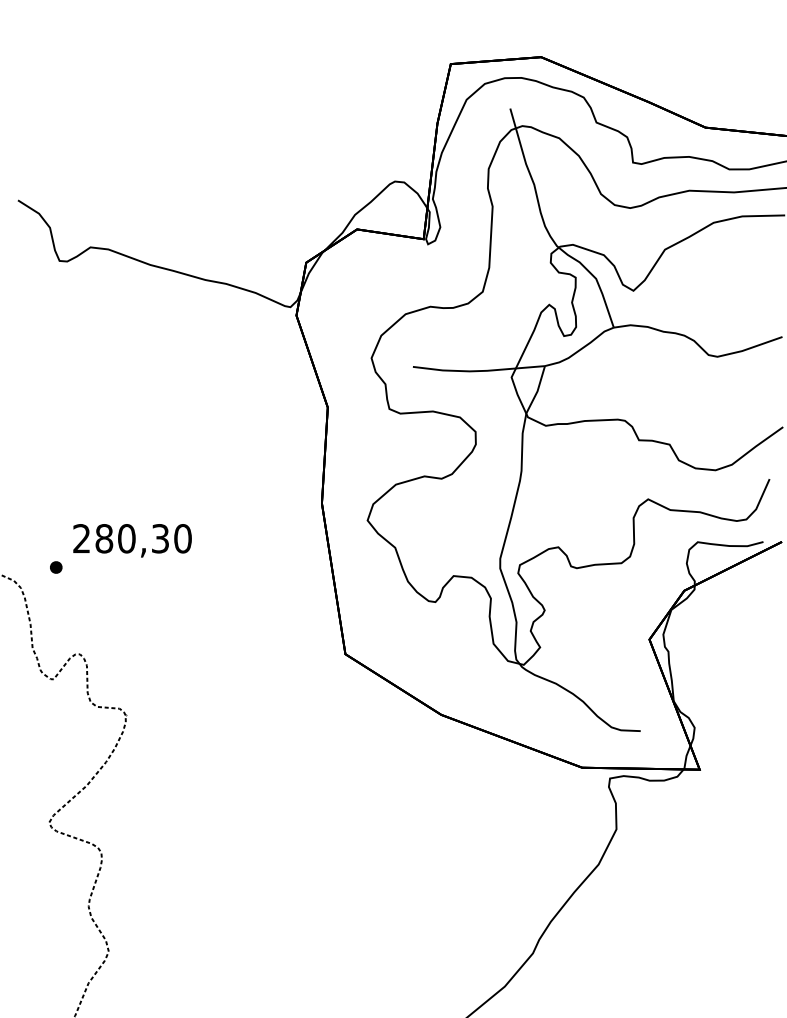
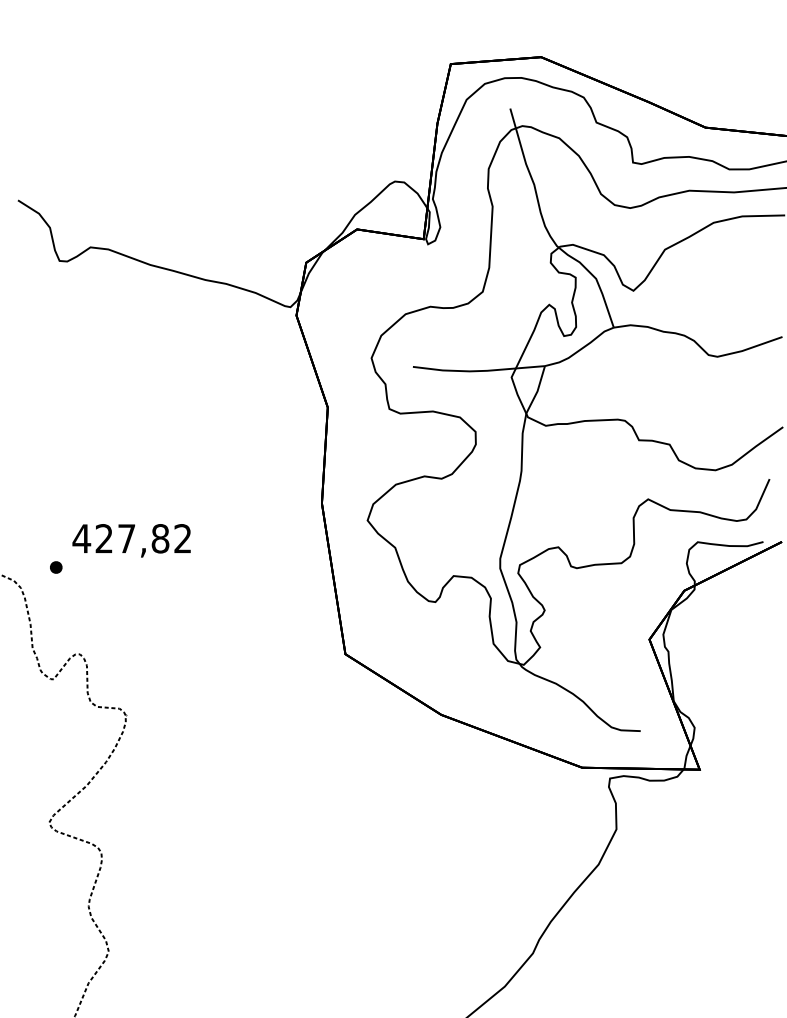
text: 280,30 -> 427,82 (131, 538)
